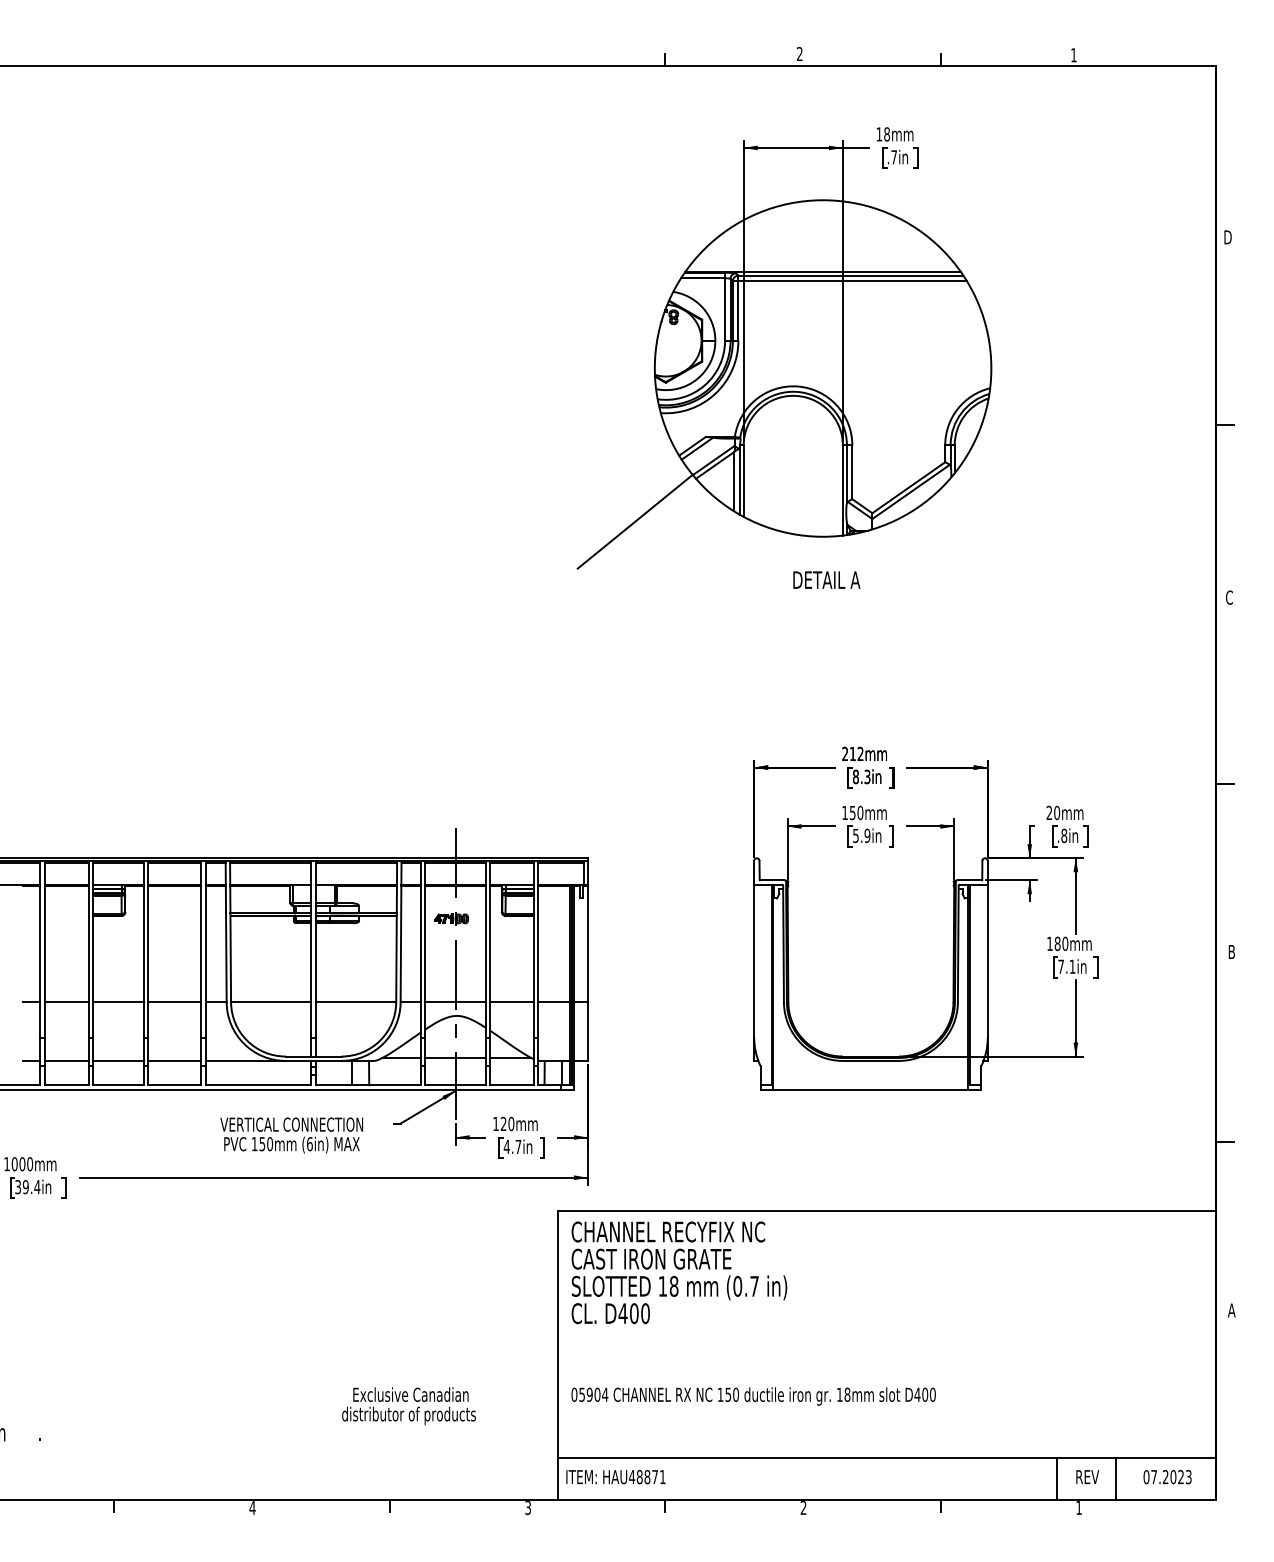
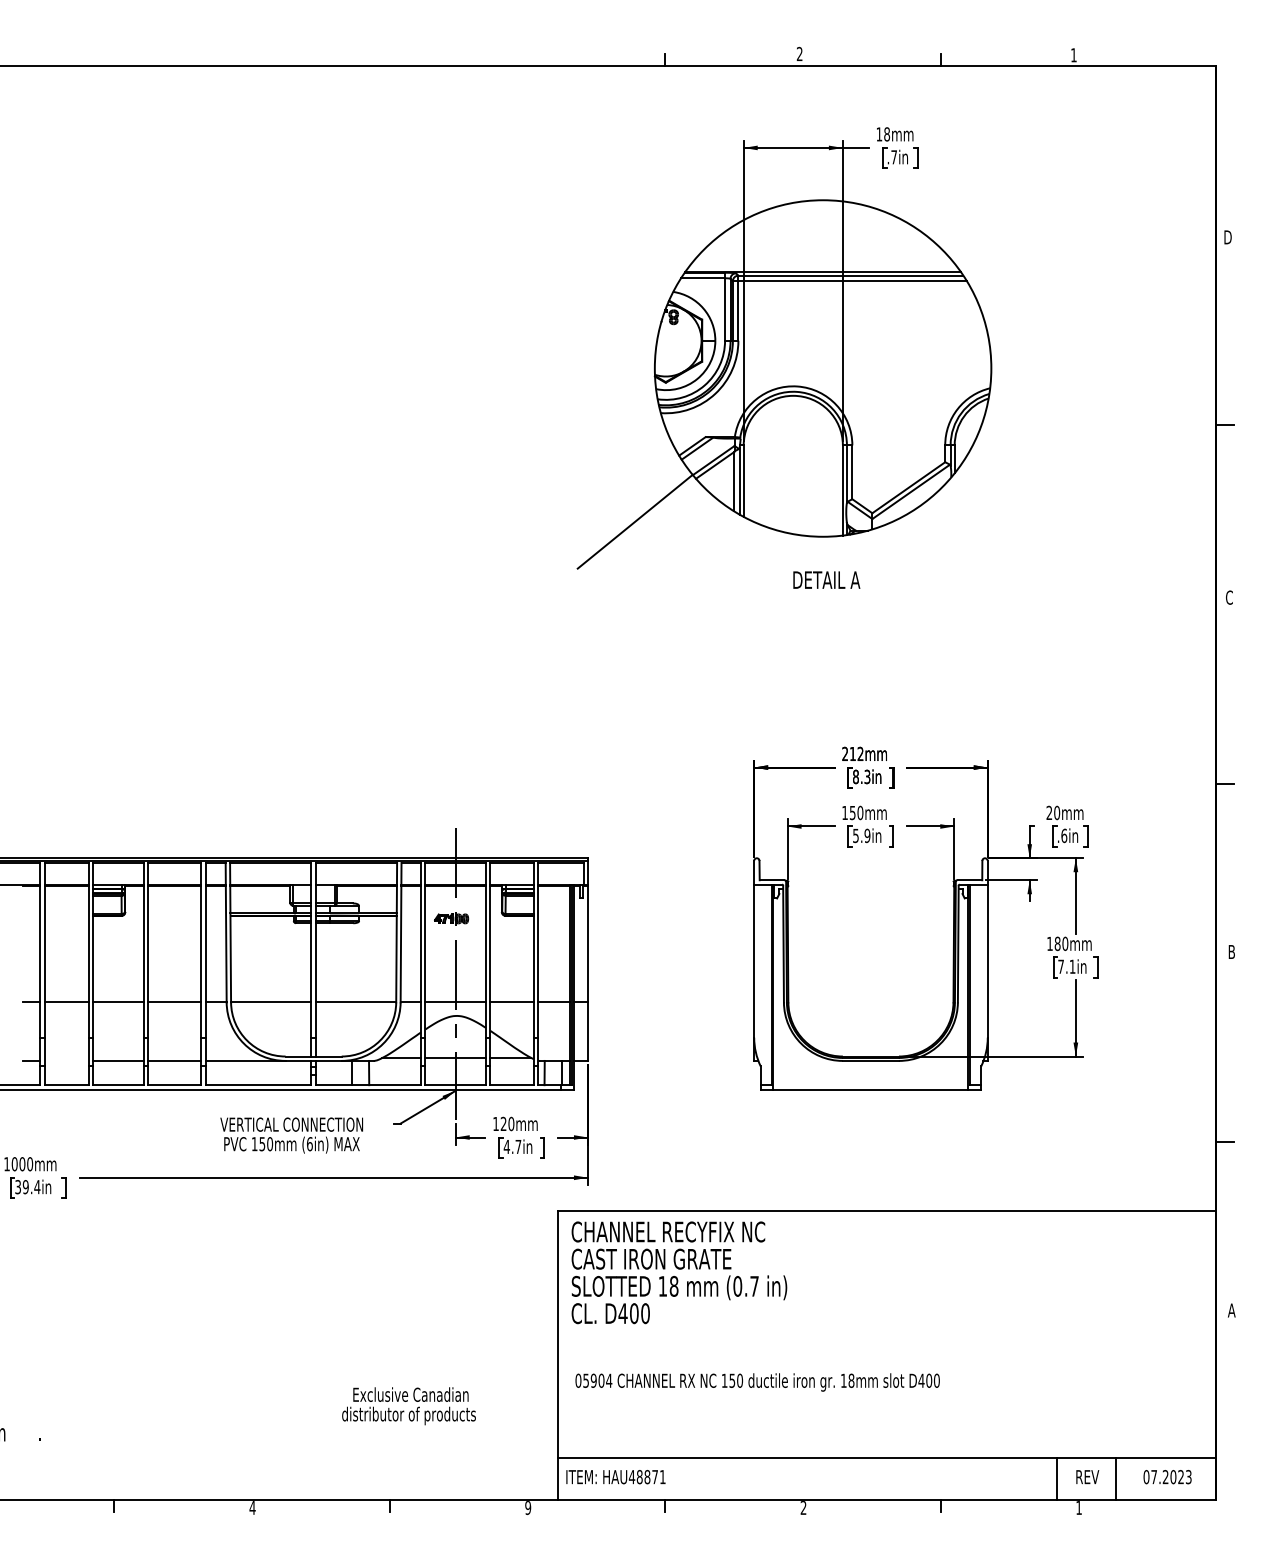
text: .8in -> .6in (1064, 835)
line: present -> none (66, 1060)
text position: (753, 1396) -> (757, 1382) (757, 1382)
text: 3 -> 9 (528, 1507)
